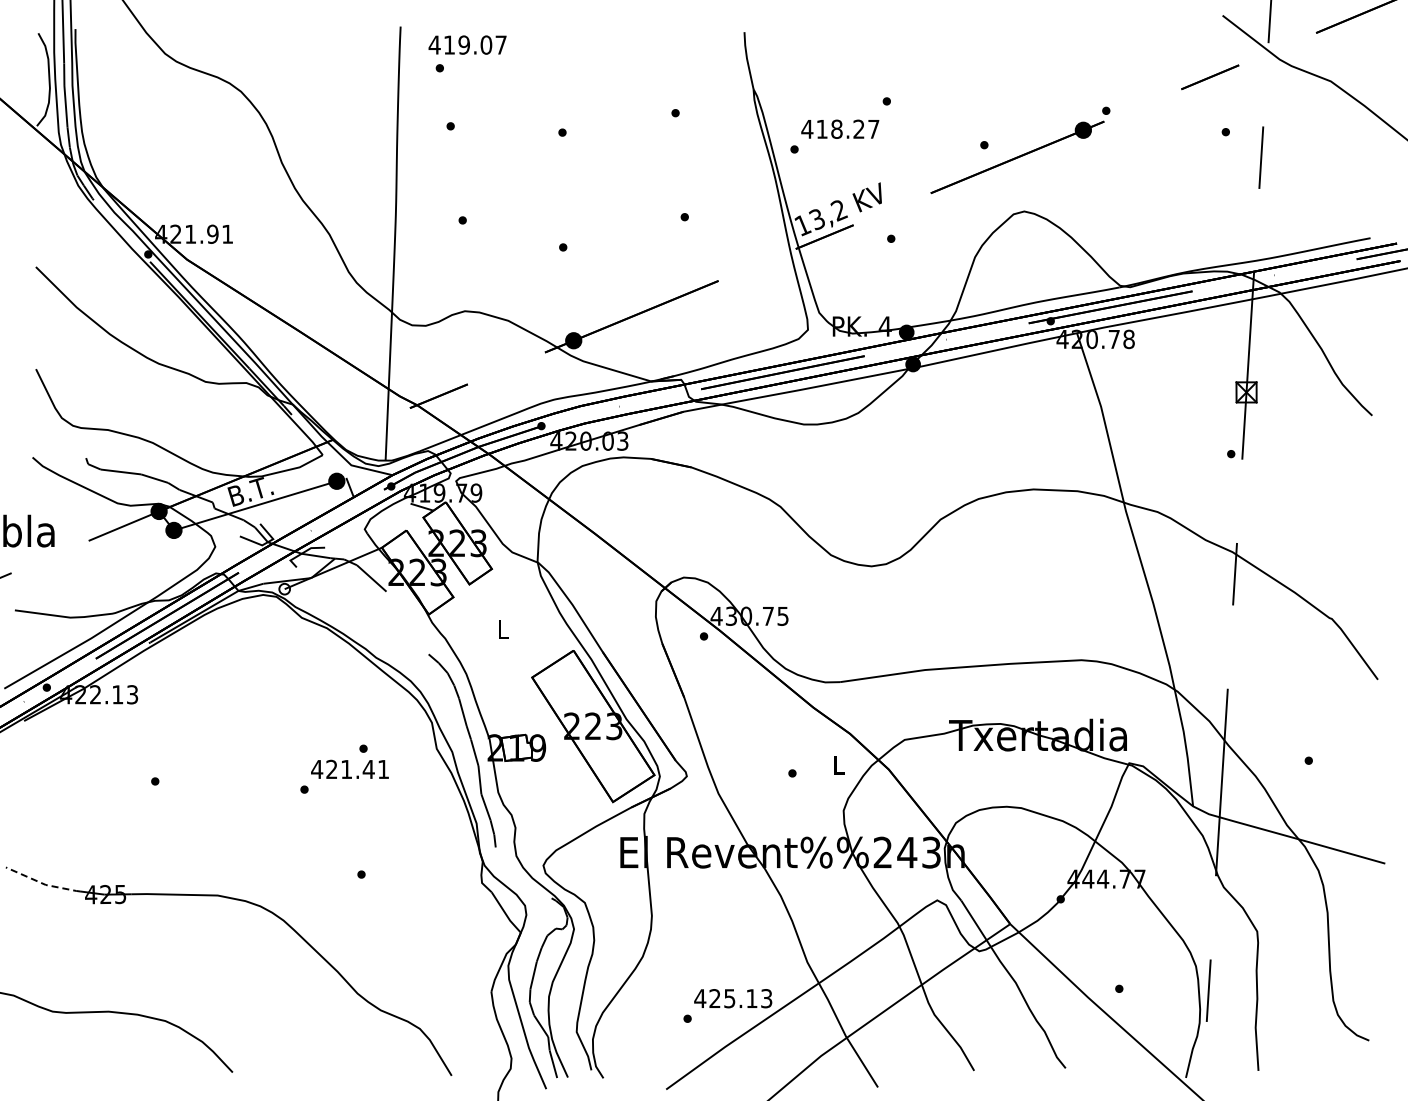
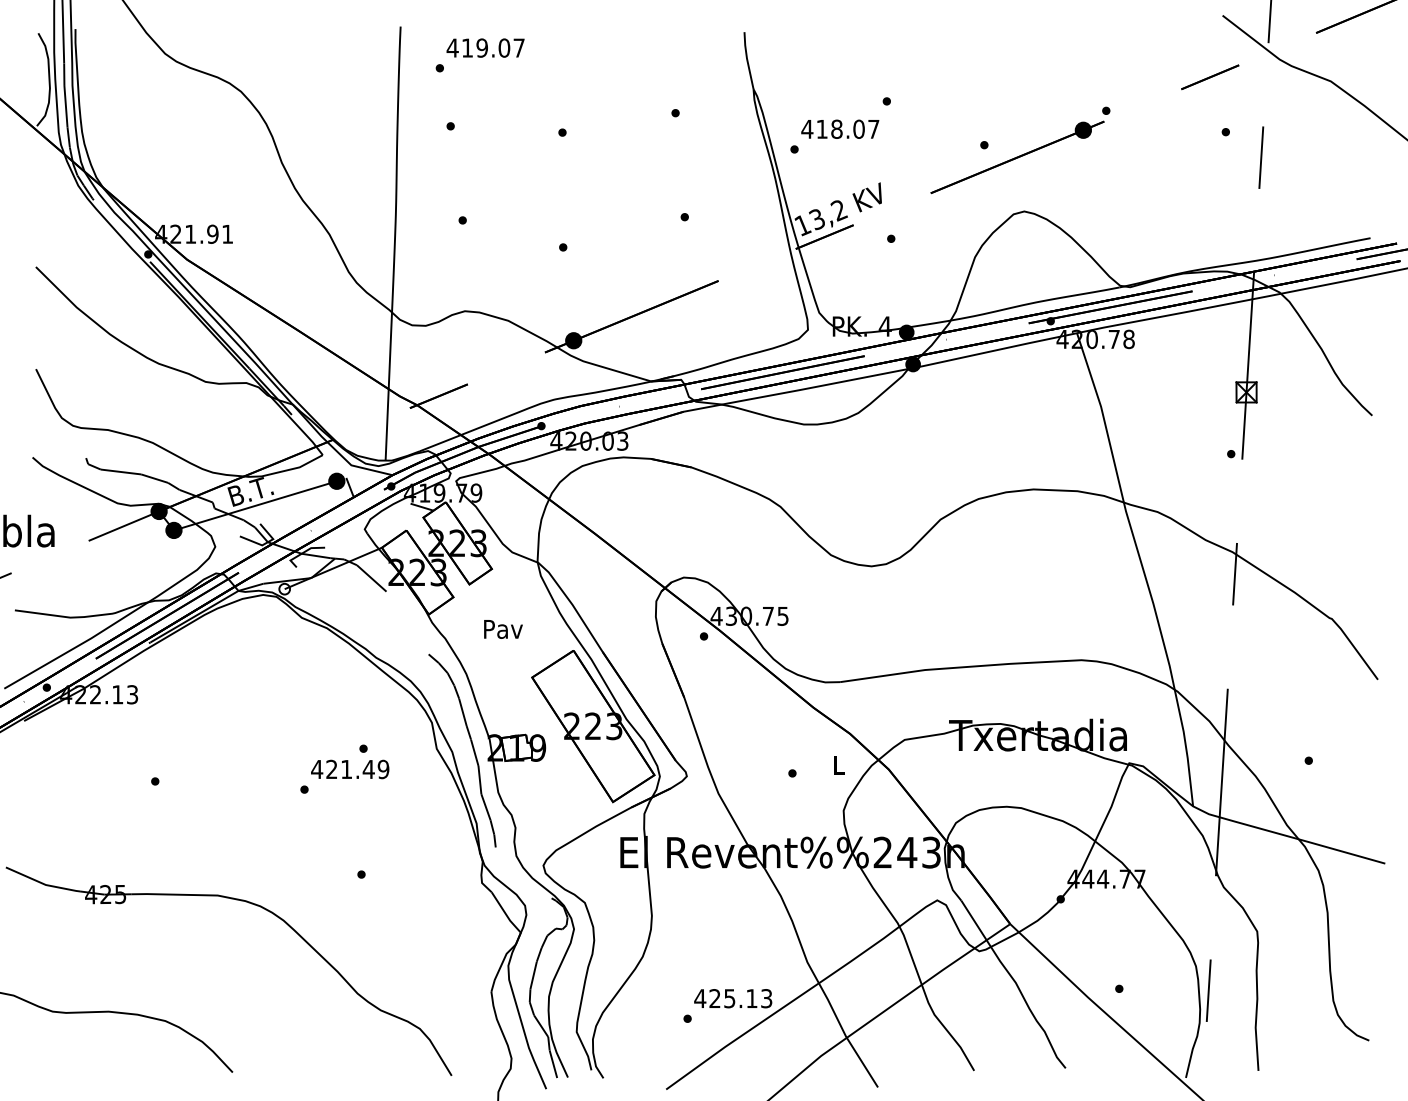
text position: (467, 44) -> (485, 47) (485, 47)
text: 418.27 -> 418.07 (858, 128)
text: L -> Pav (503, 629)
text: 421.41 -> 421.49 (383, 769)
line: dashed -> solid (42, 883)
